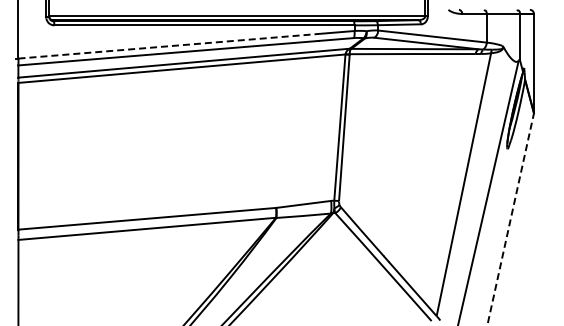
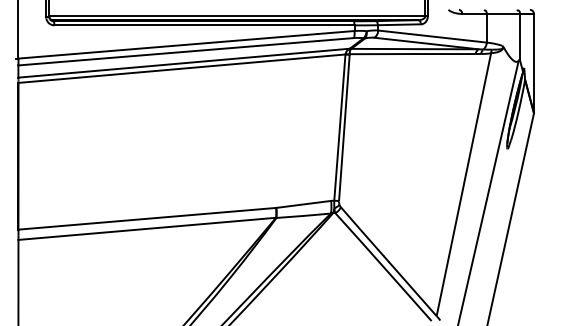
line: dashed -> solid (168, 46)
line: dashed -> solid (510, 218)
